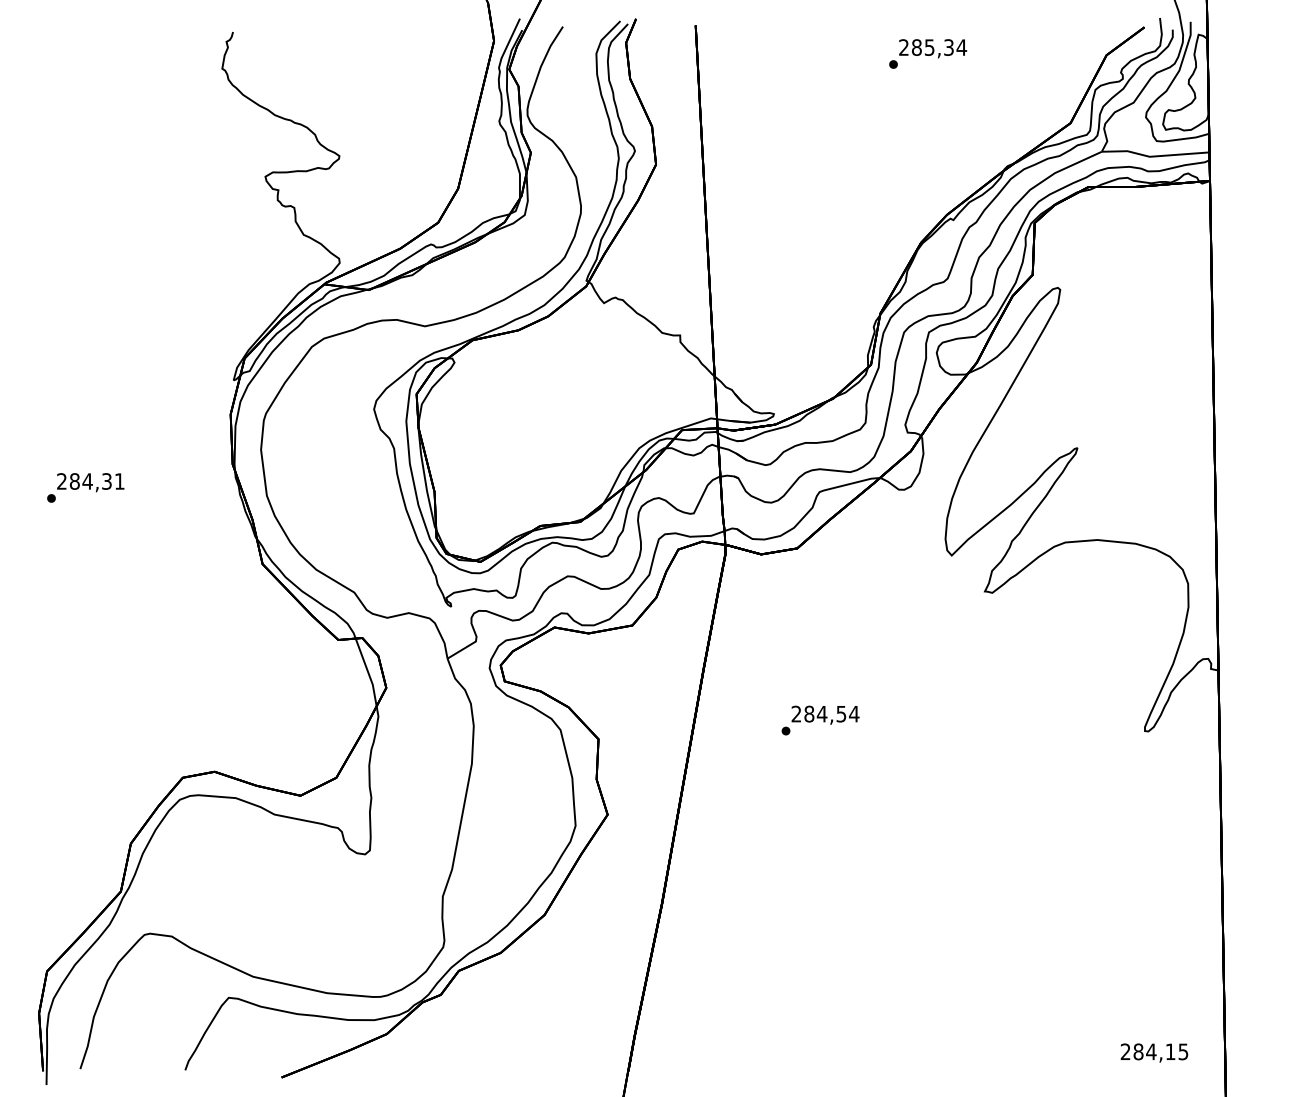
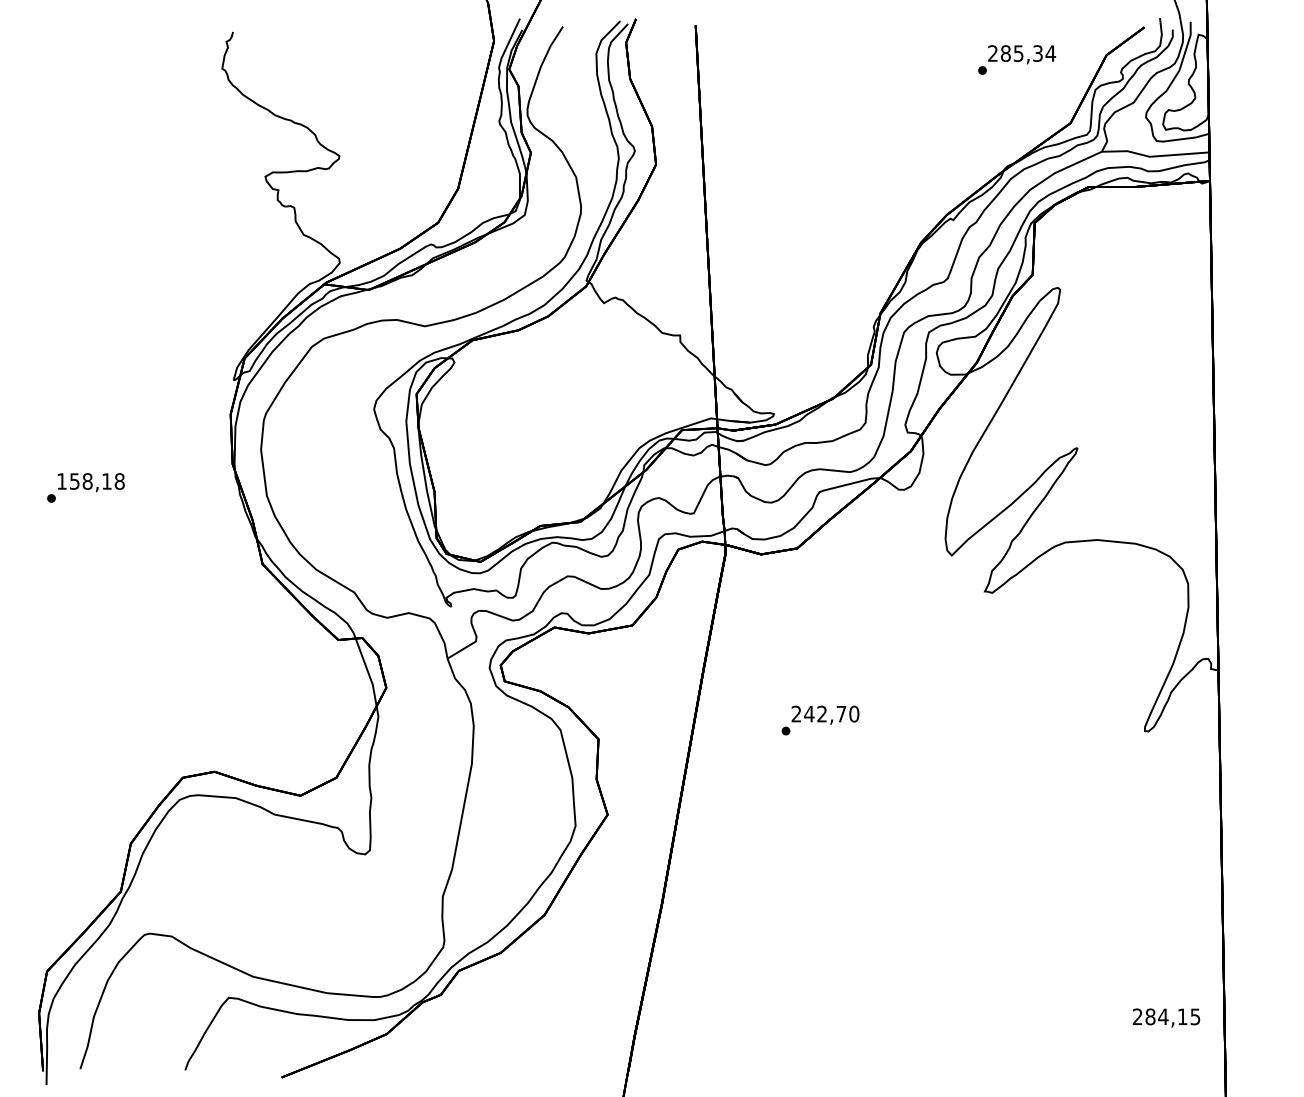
text position: (928, 53) -> (1017, 59) (1017, 59)
text: 284,31 -> 158,18 (90, 481)
text: 284,54 -> 242,70 (831, 713)
text position: (1154, 1052) -> (1166, 1017) (1166, 1017)
